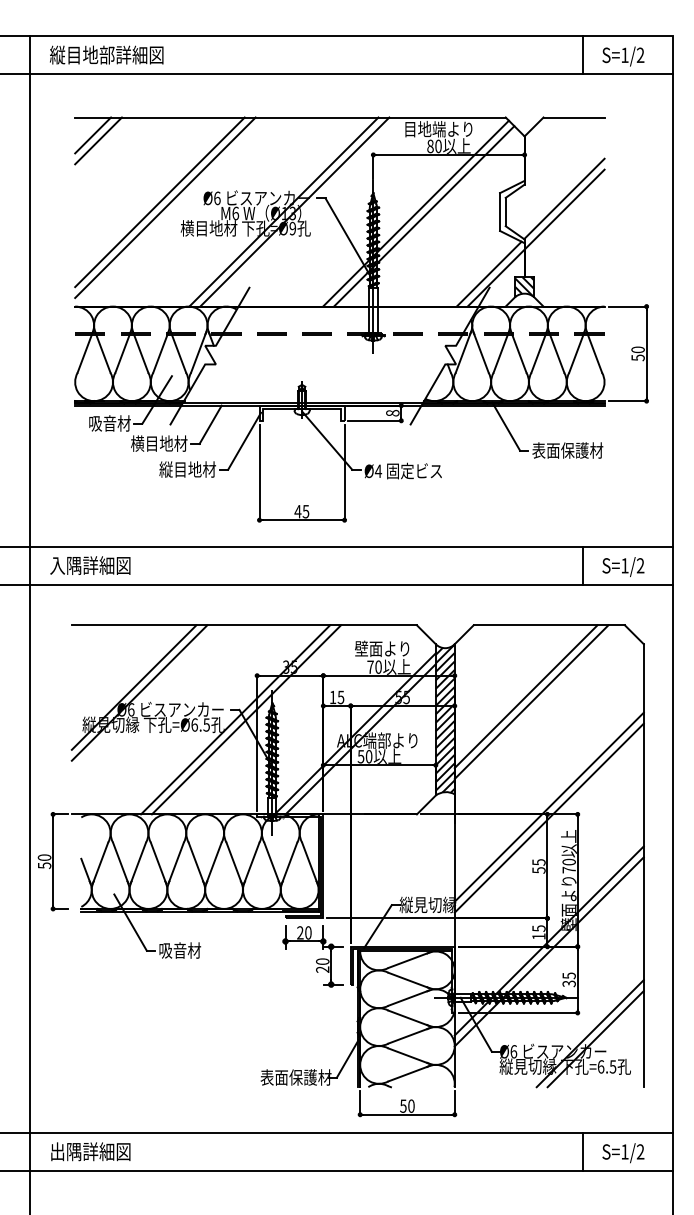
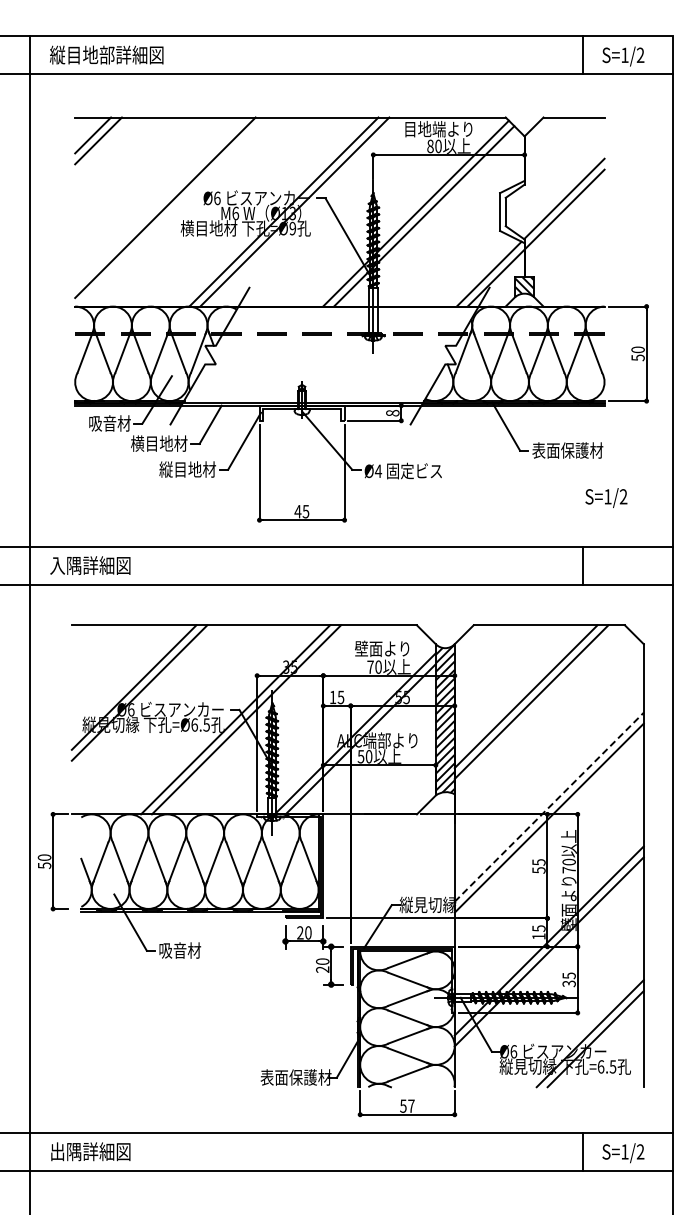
line: present -> none (159, 202)
text position: (623, 566) -> (606, 497) (606, 497)
line: solid -> dashed (549, 807)
text: 50 -> 57 (411, 1105)
